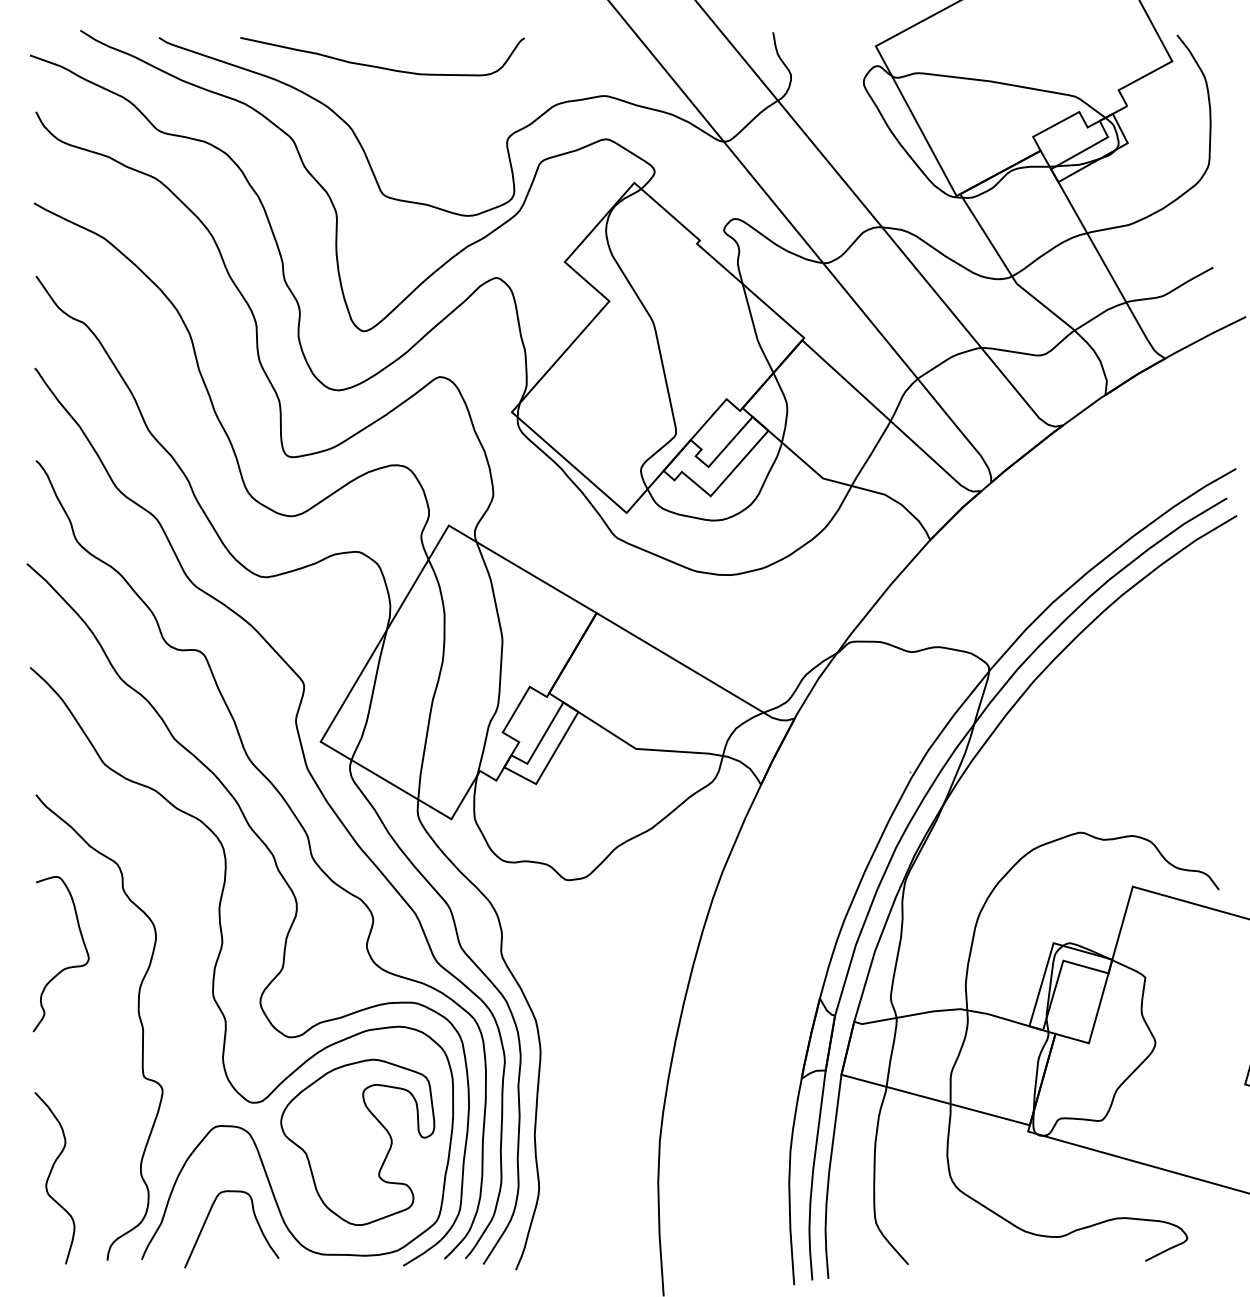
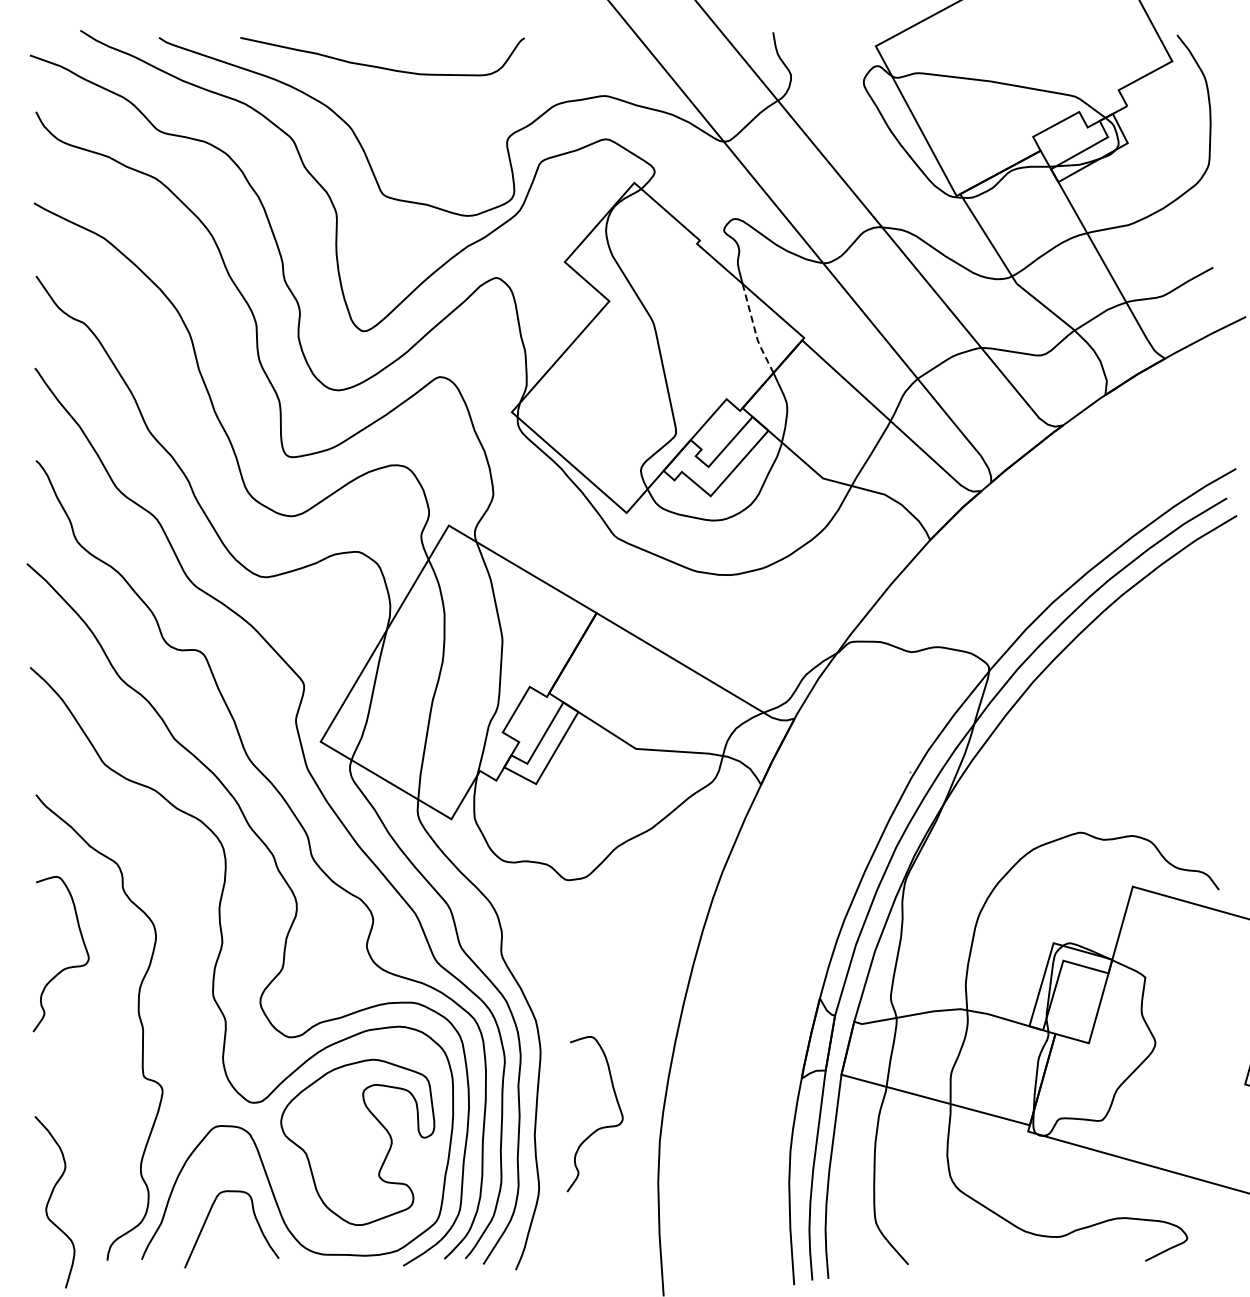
line: solid -> dashed (755, 331)
curve: none -> present (599, 1127)
curve position: (50, 1175) -> (50, 1199) (50, 1199)
